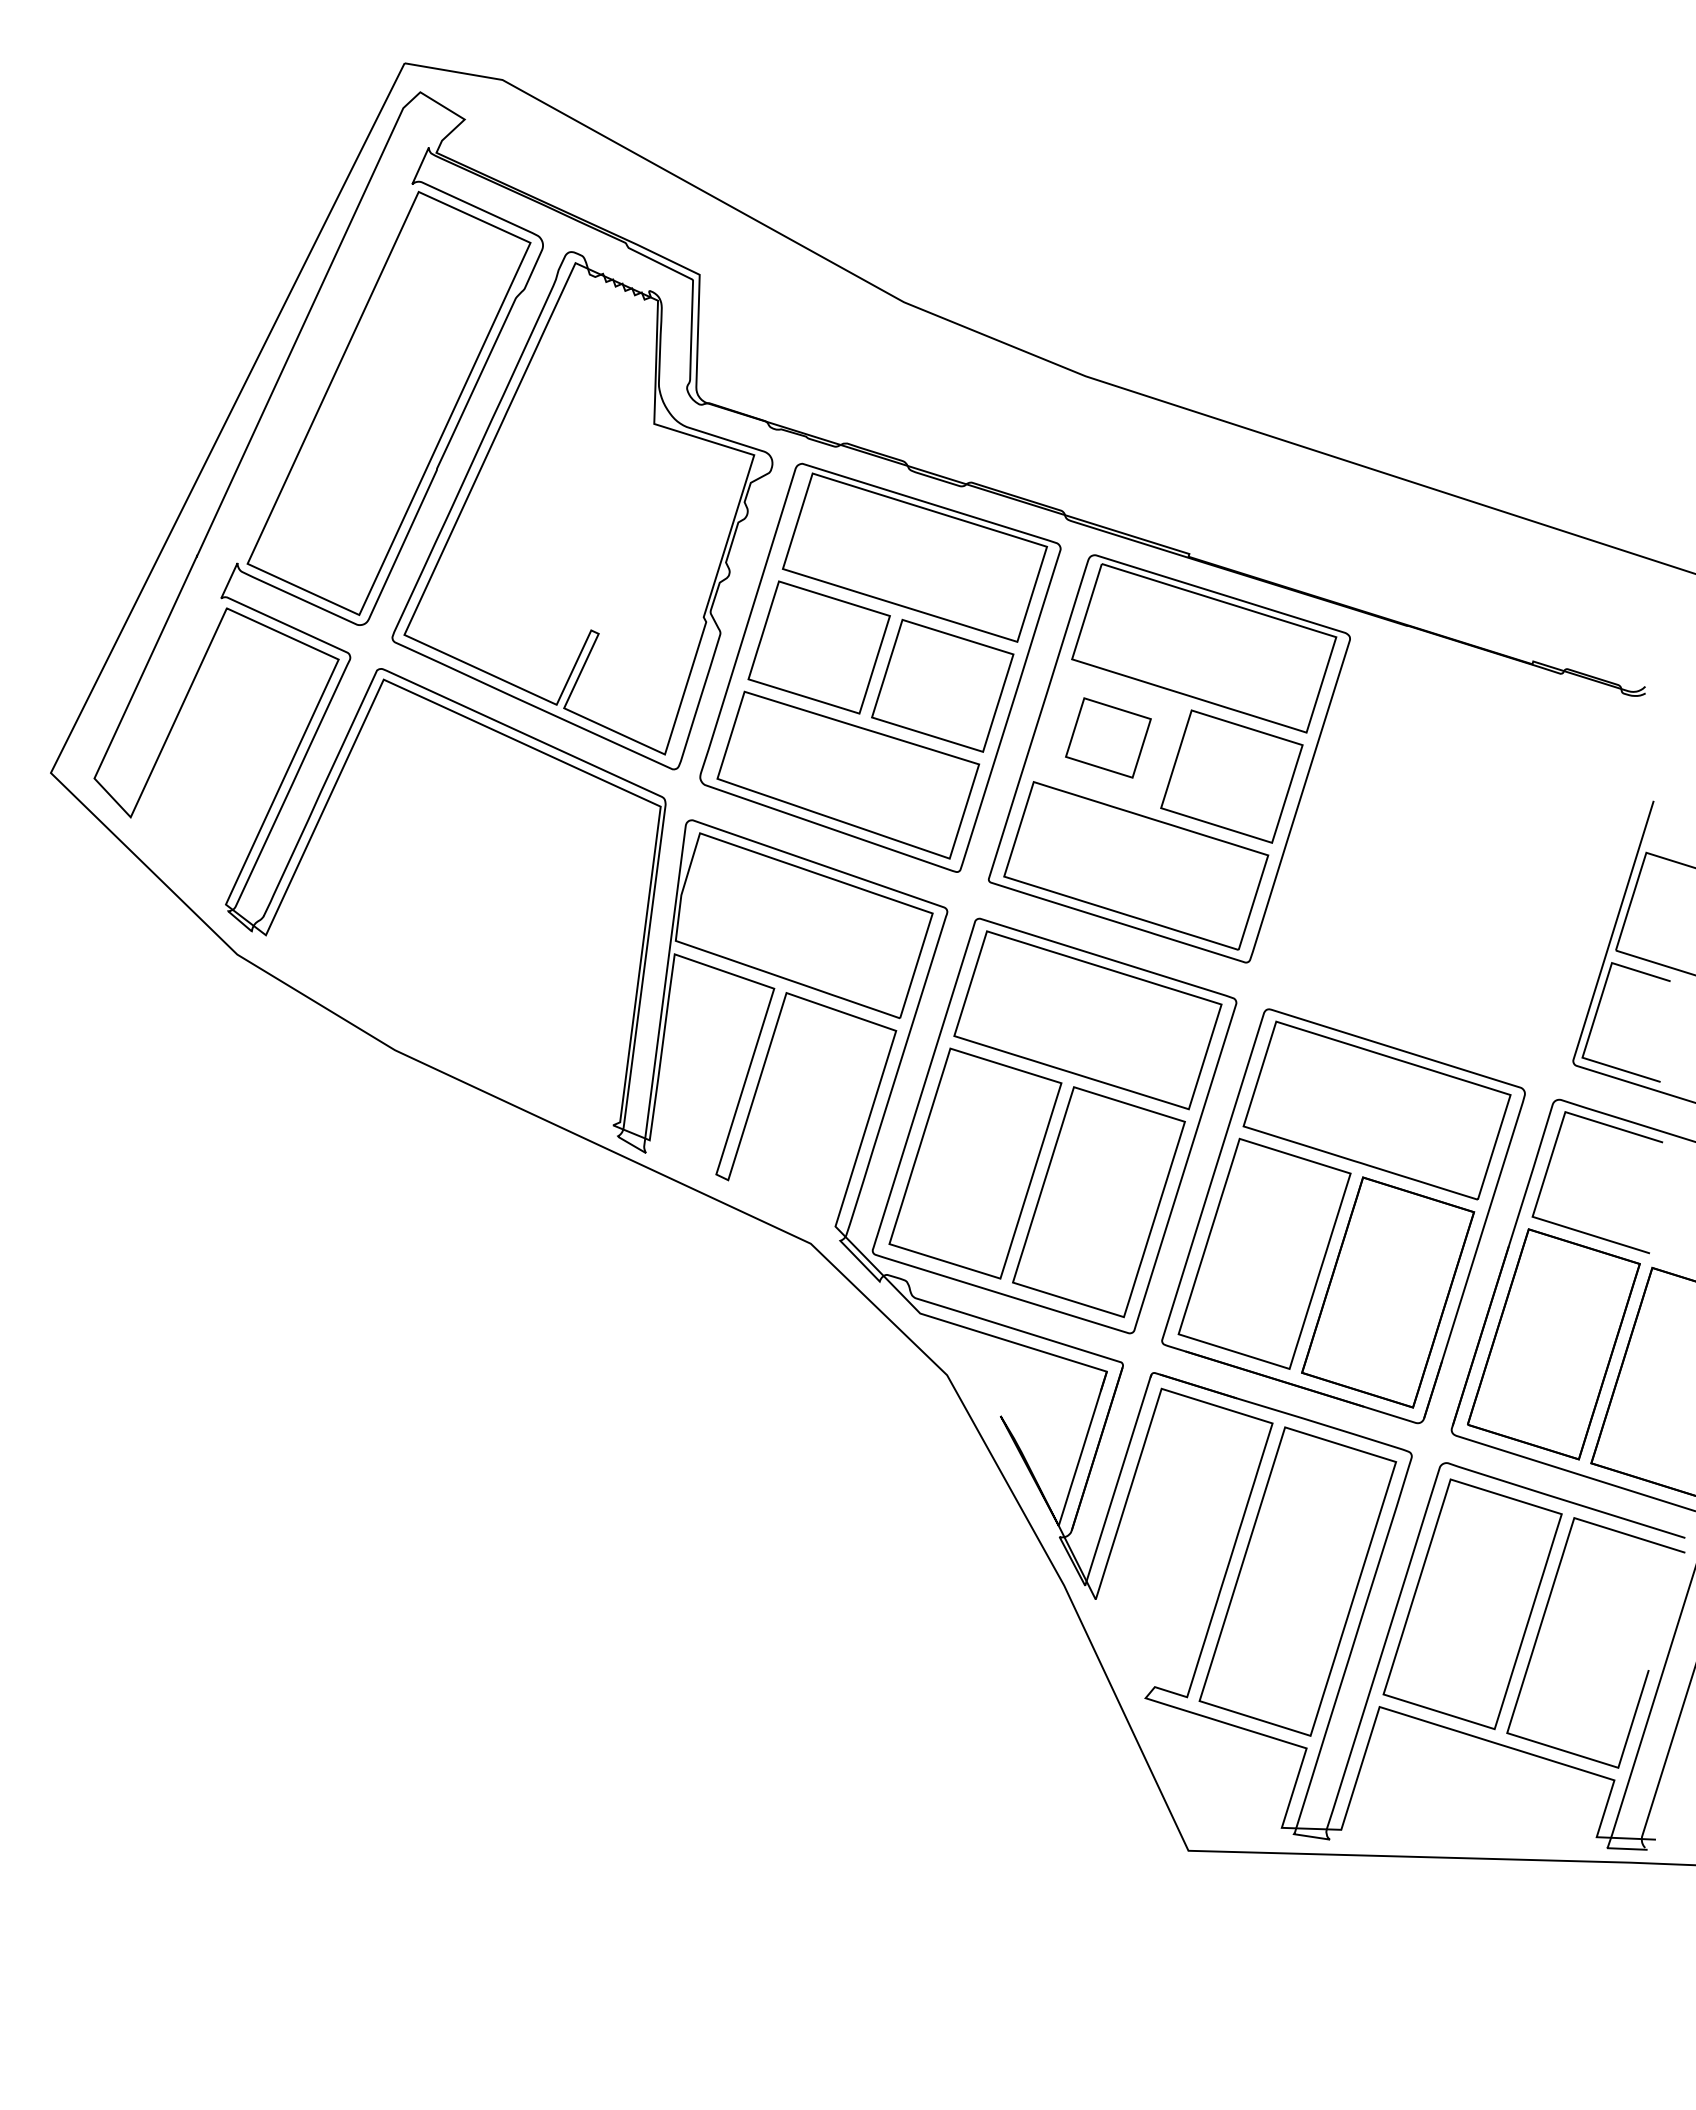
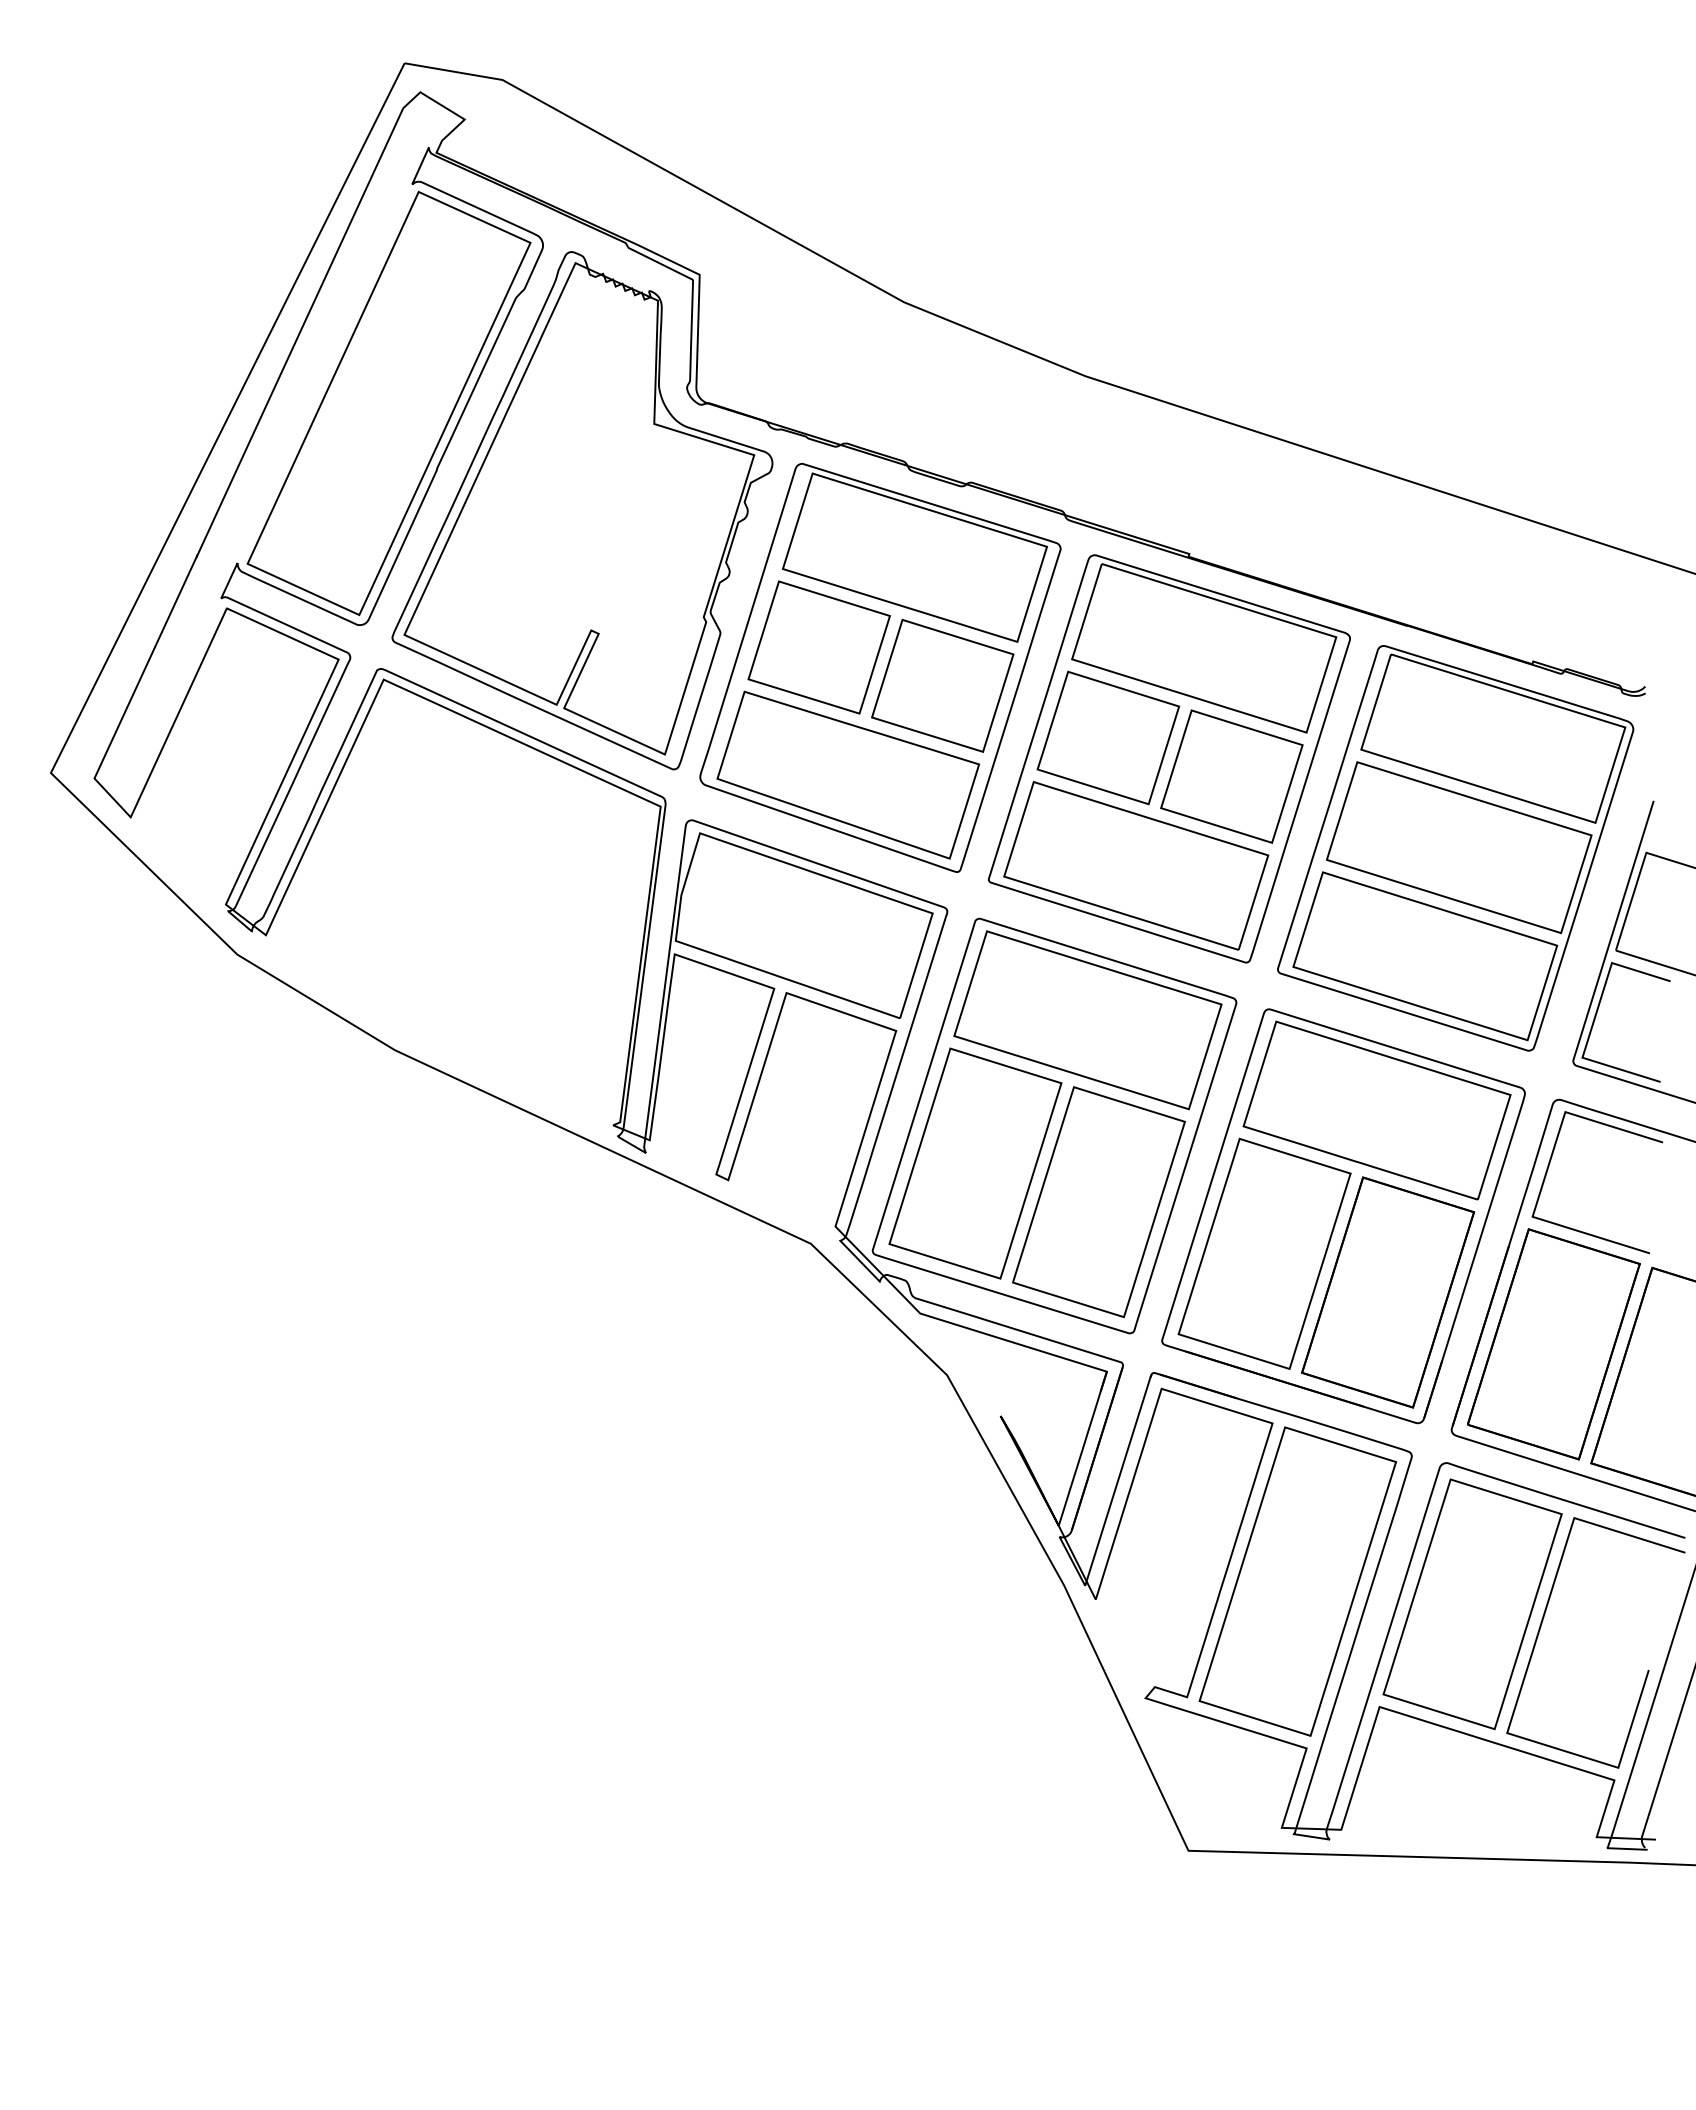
part size: 87x82 px -> 145x136 px (1108, 737)
part: none -> present (1455, 848)
